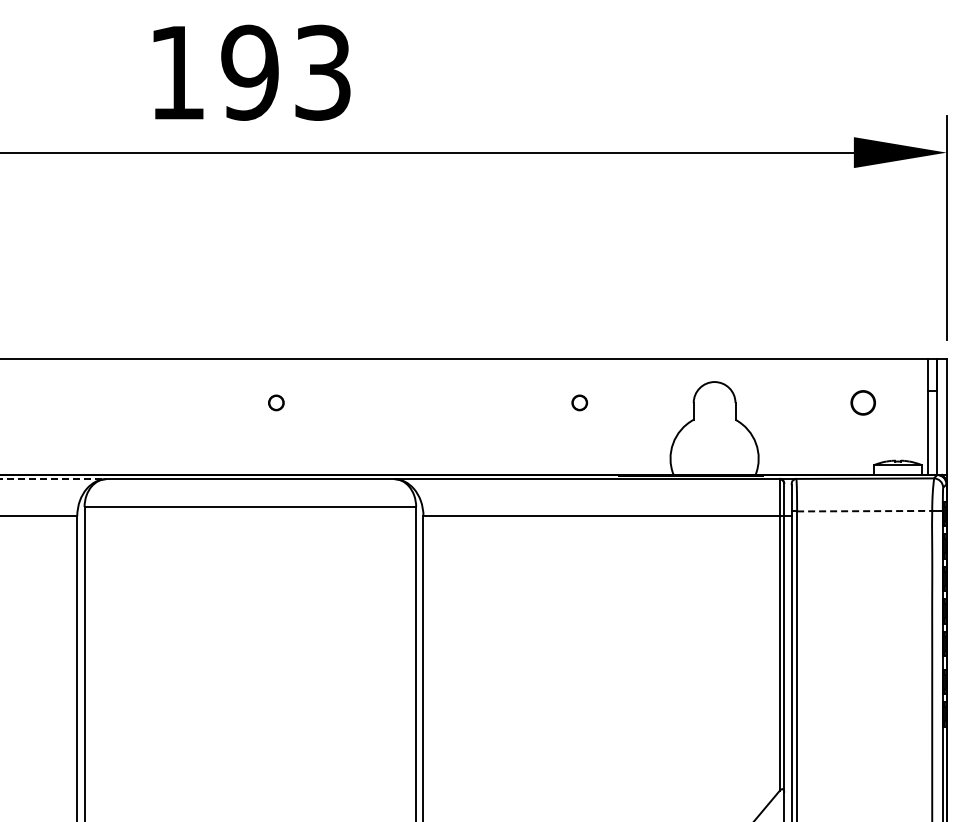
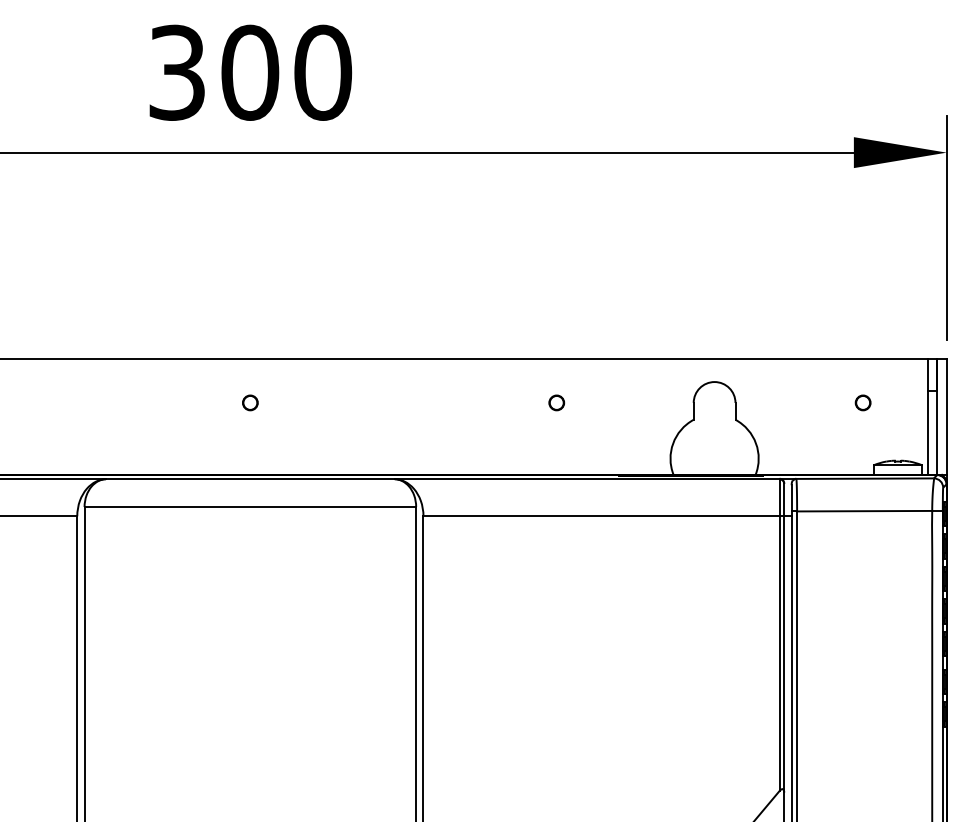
text: 193 -> 300 (250, 72)
part position: (276, 402) -> (250, 402) (250, 402)
part position: (579, 402) -> (556, 402) (556, 402)
part size: 26x26 px -> 18x18 px (862, 402)
line: dashed -> solid (53, 479)
line: dashed -> solid (864, 511)
